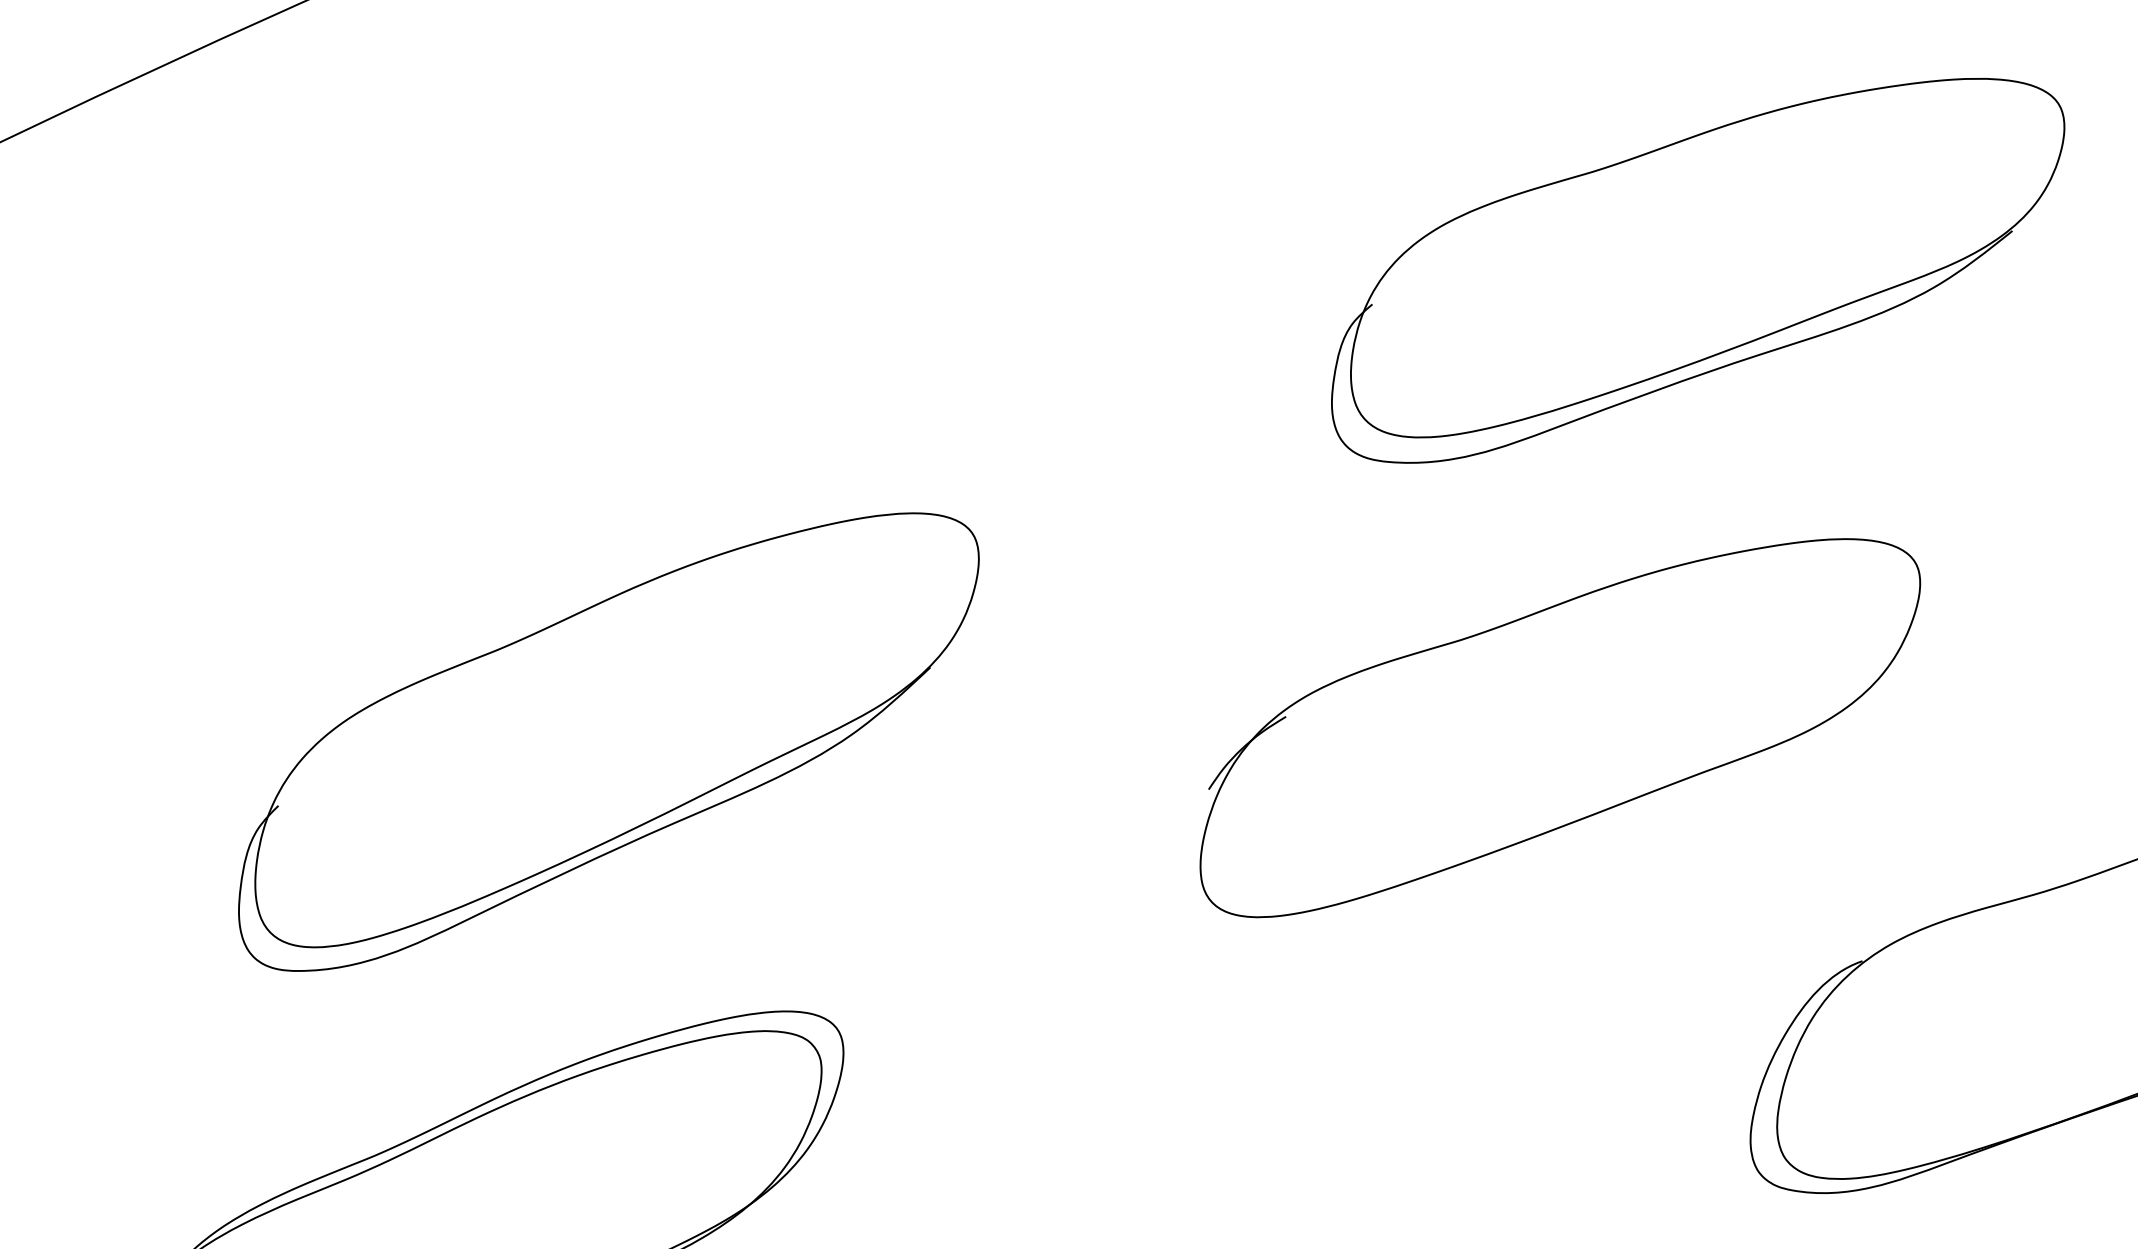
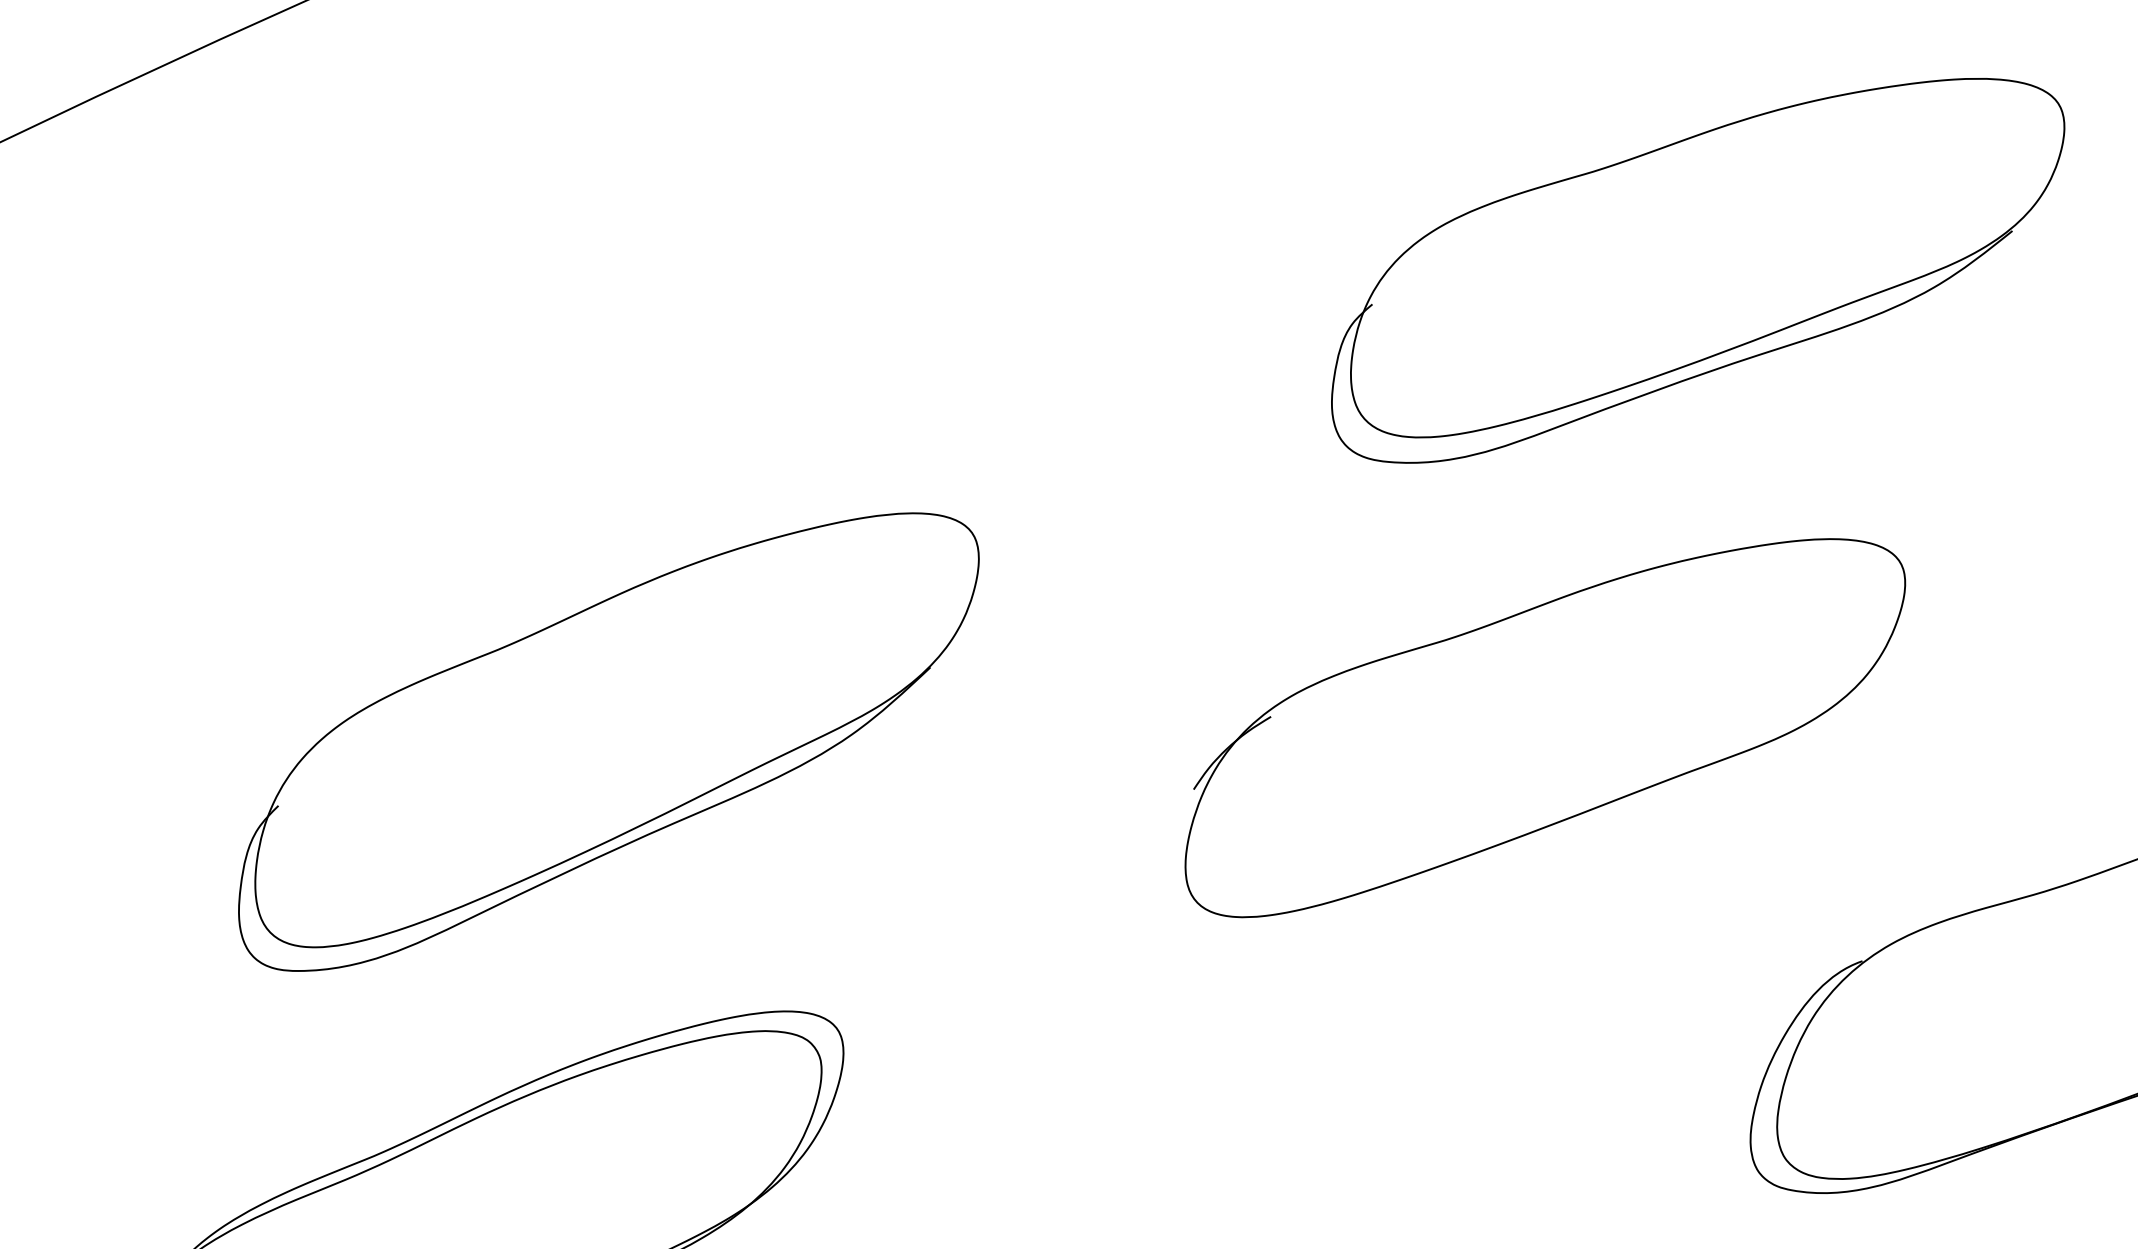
part position: (1560, 728) -> (1545, 728) (1545, 728)
